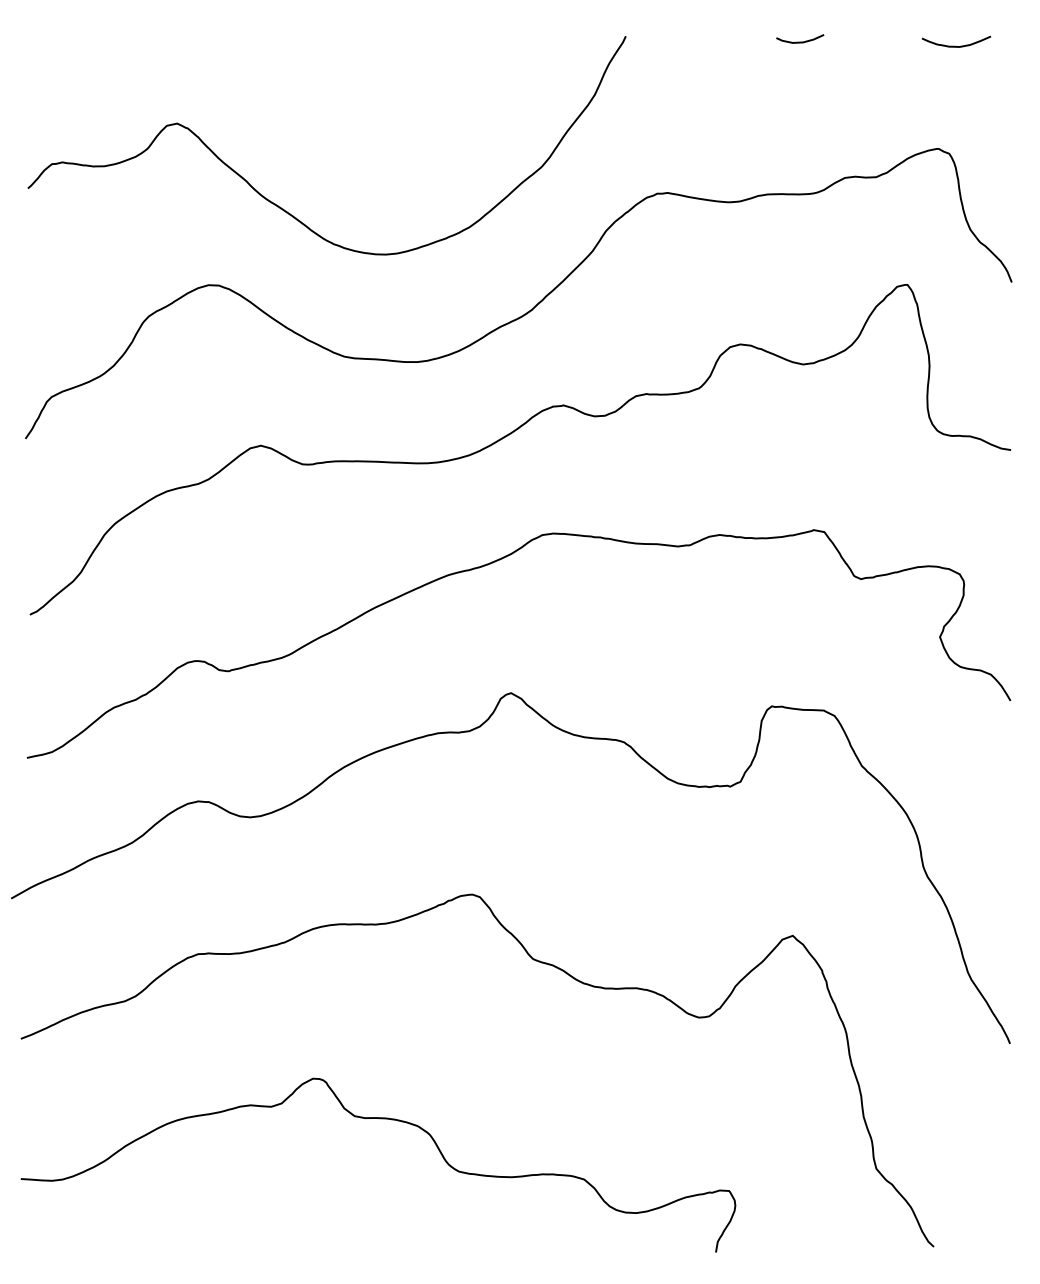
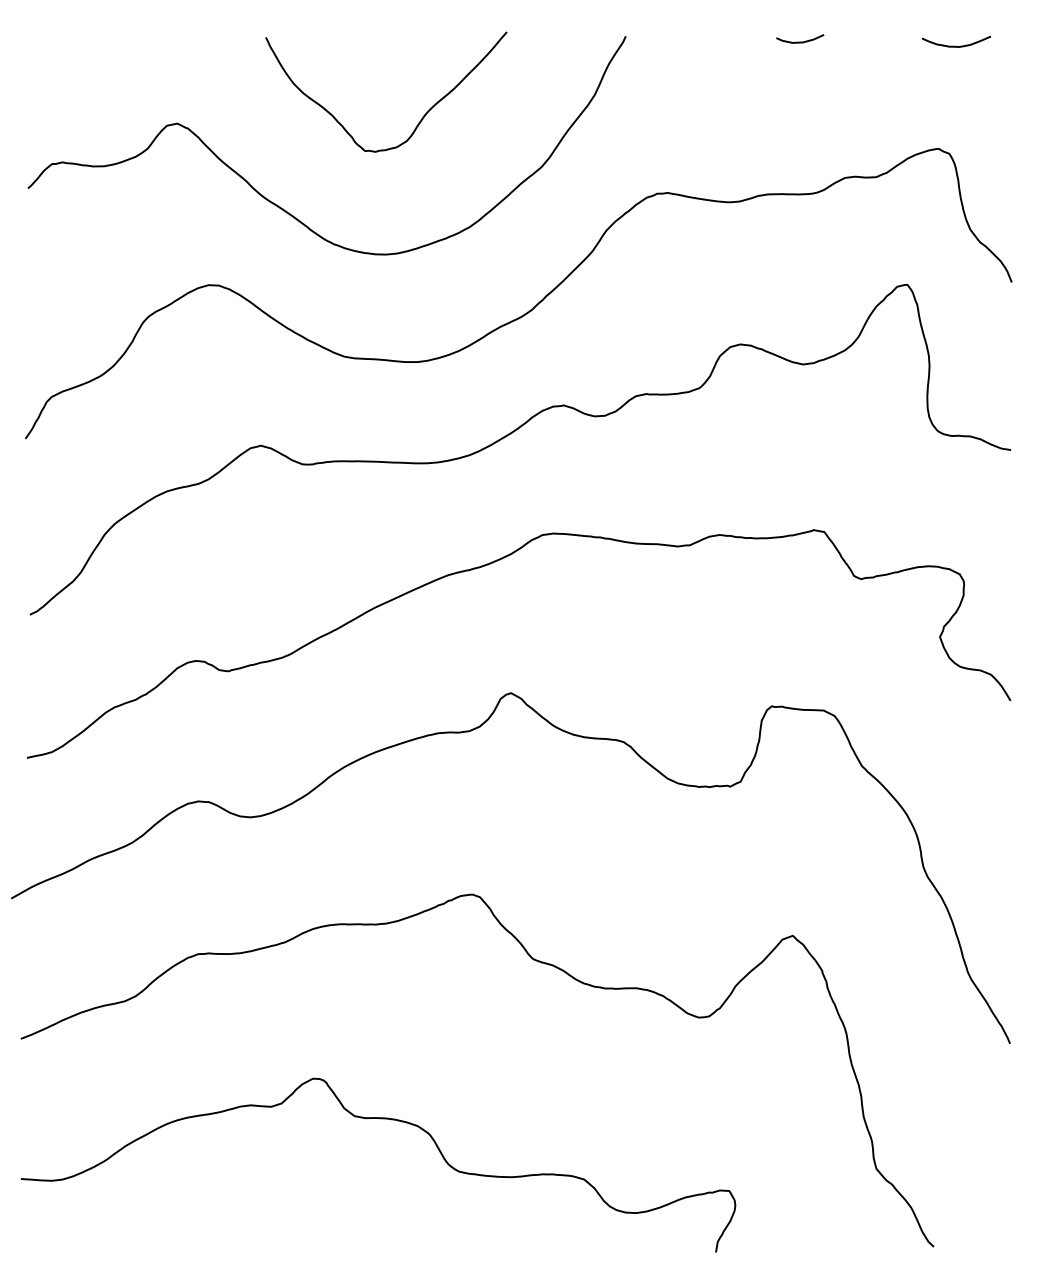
curve: none -> present (420, 119)
